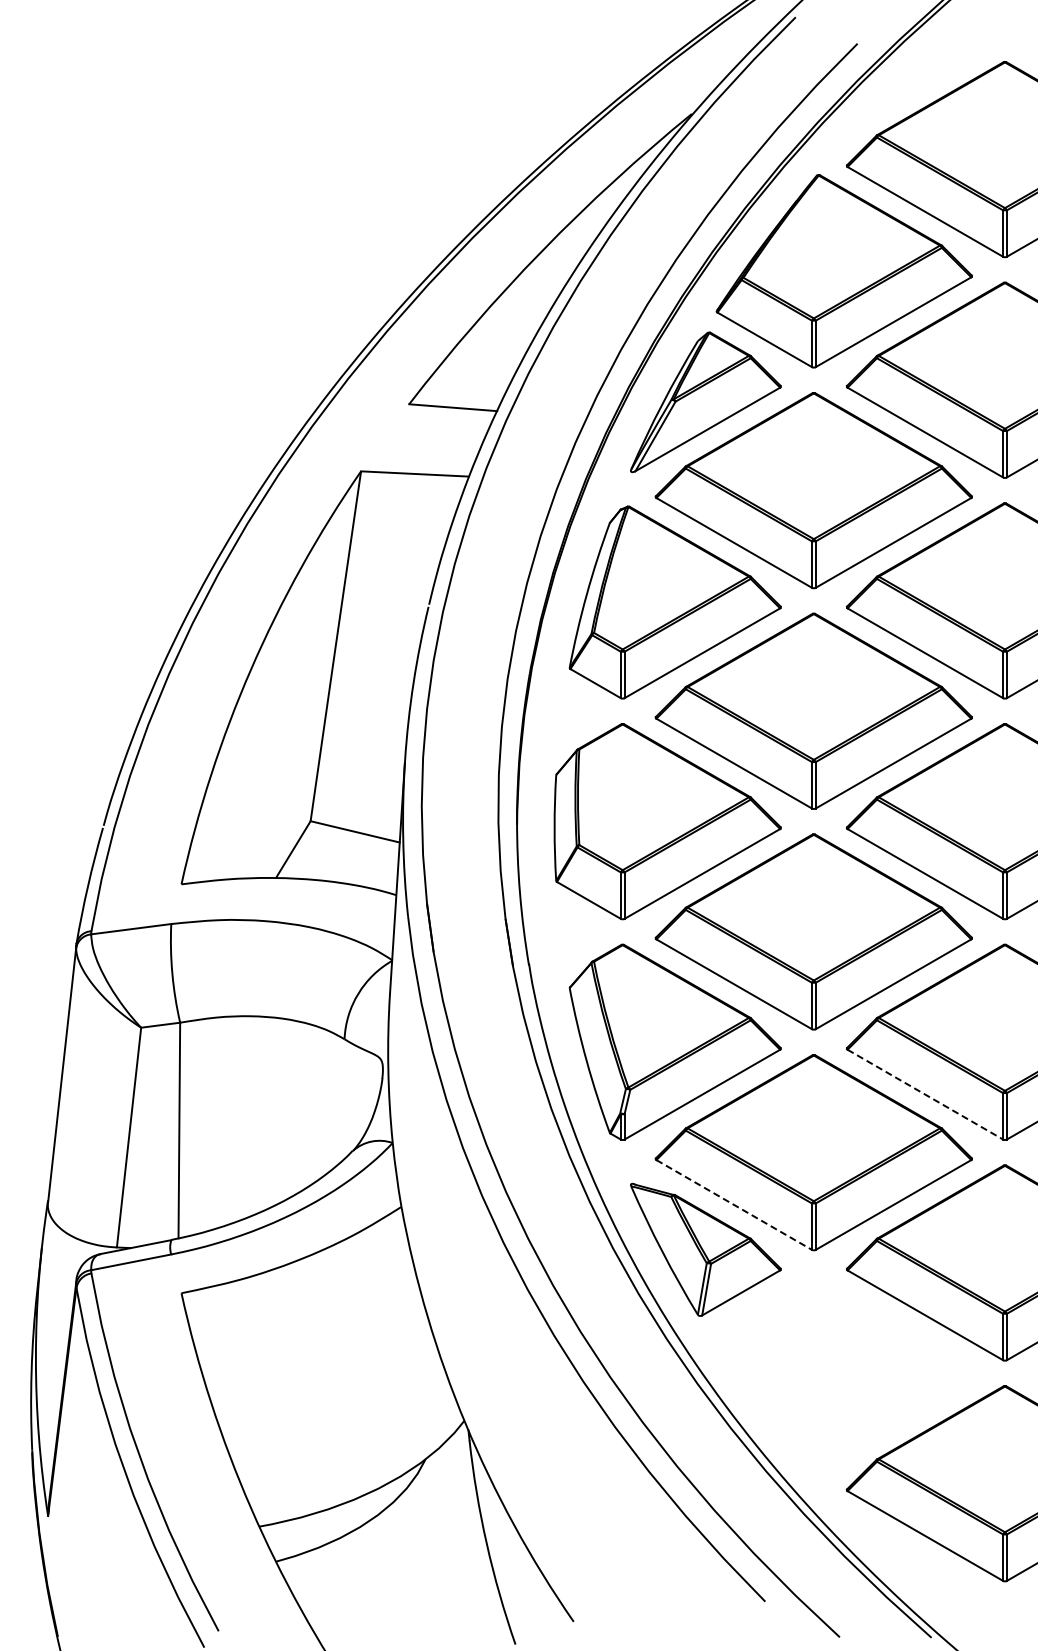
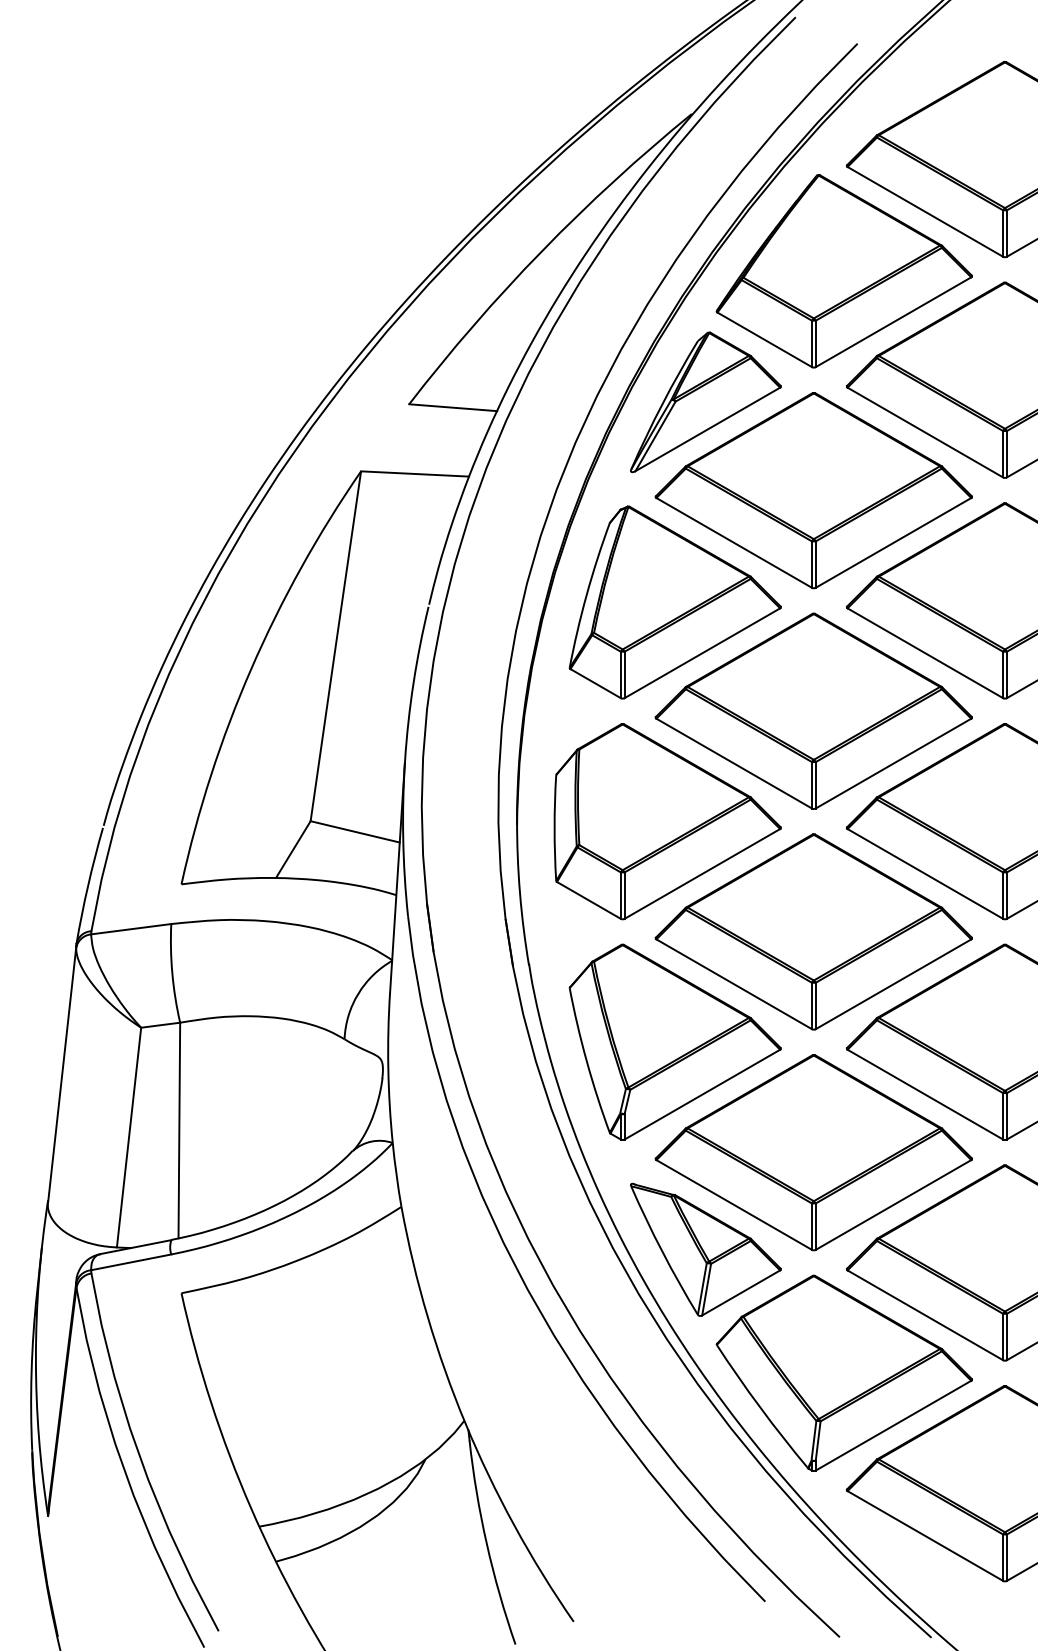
line: dashed -> solid (925, 1094)
line: dashed -> solid (734, 1205)
part: none -> present (843, 1372)
